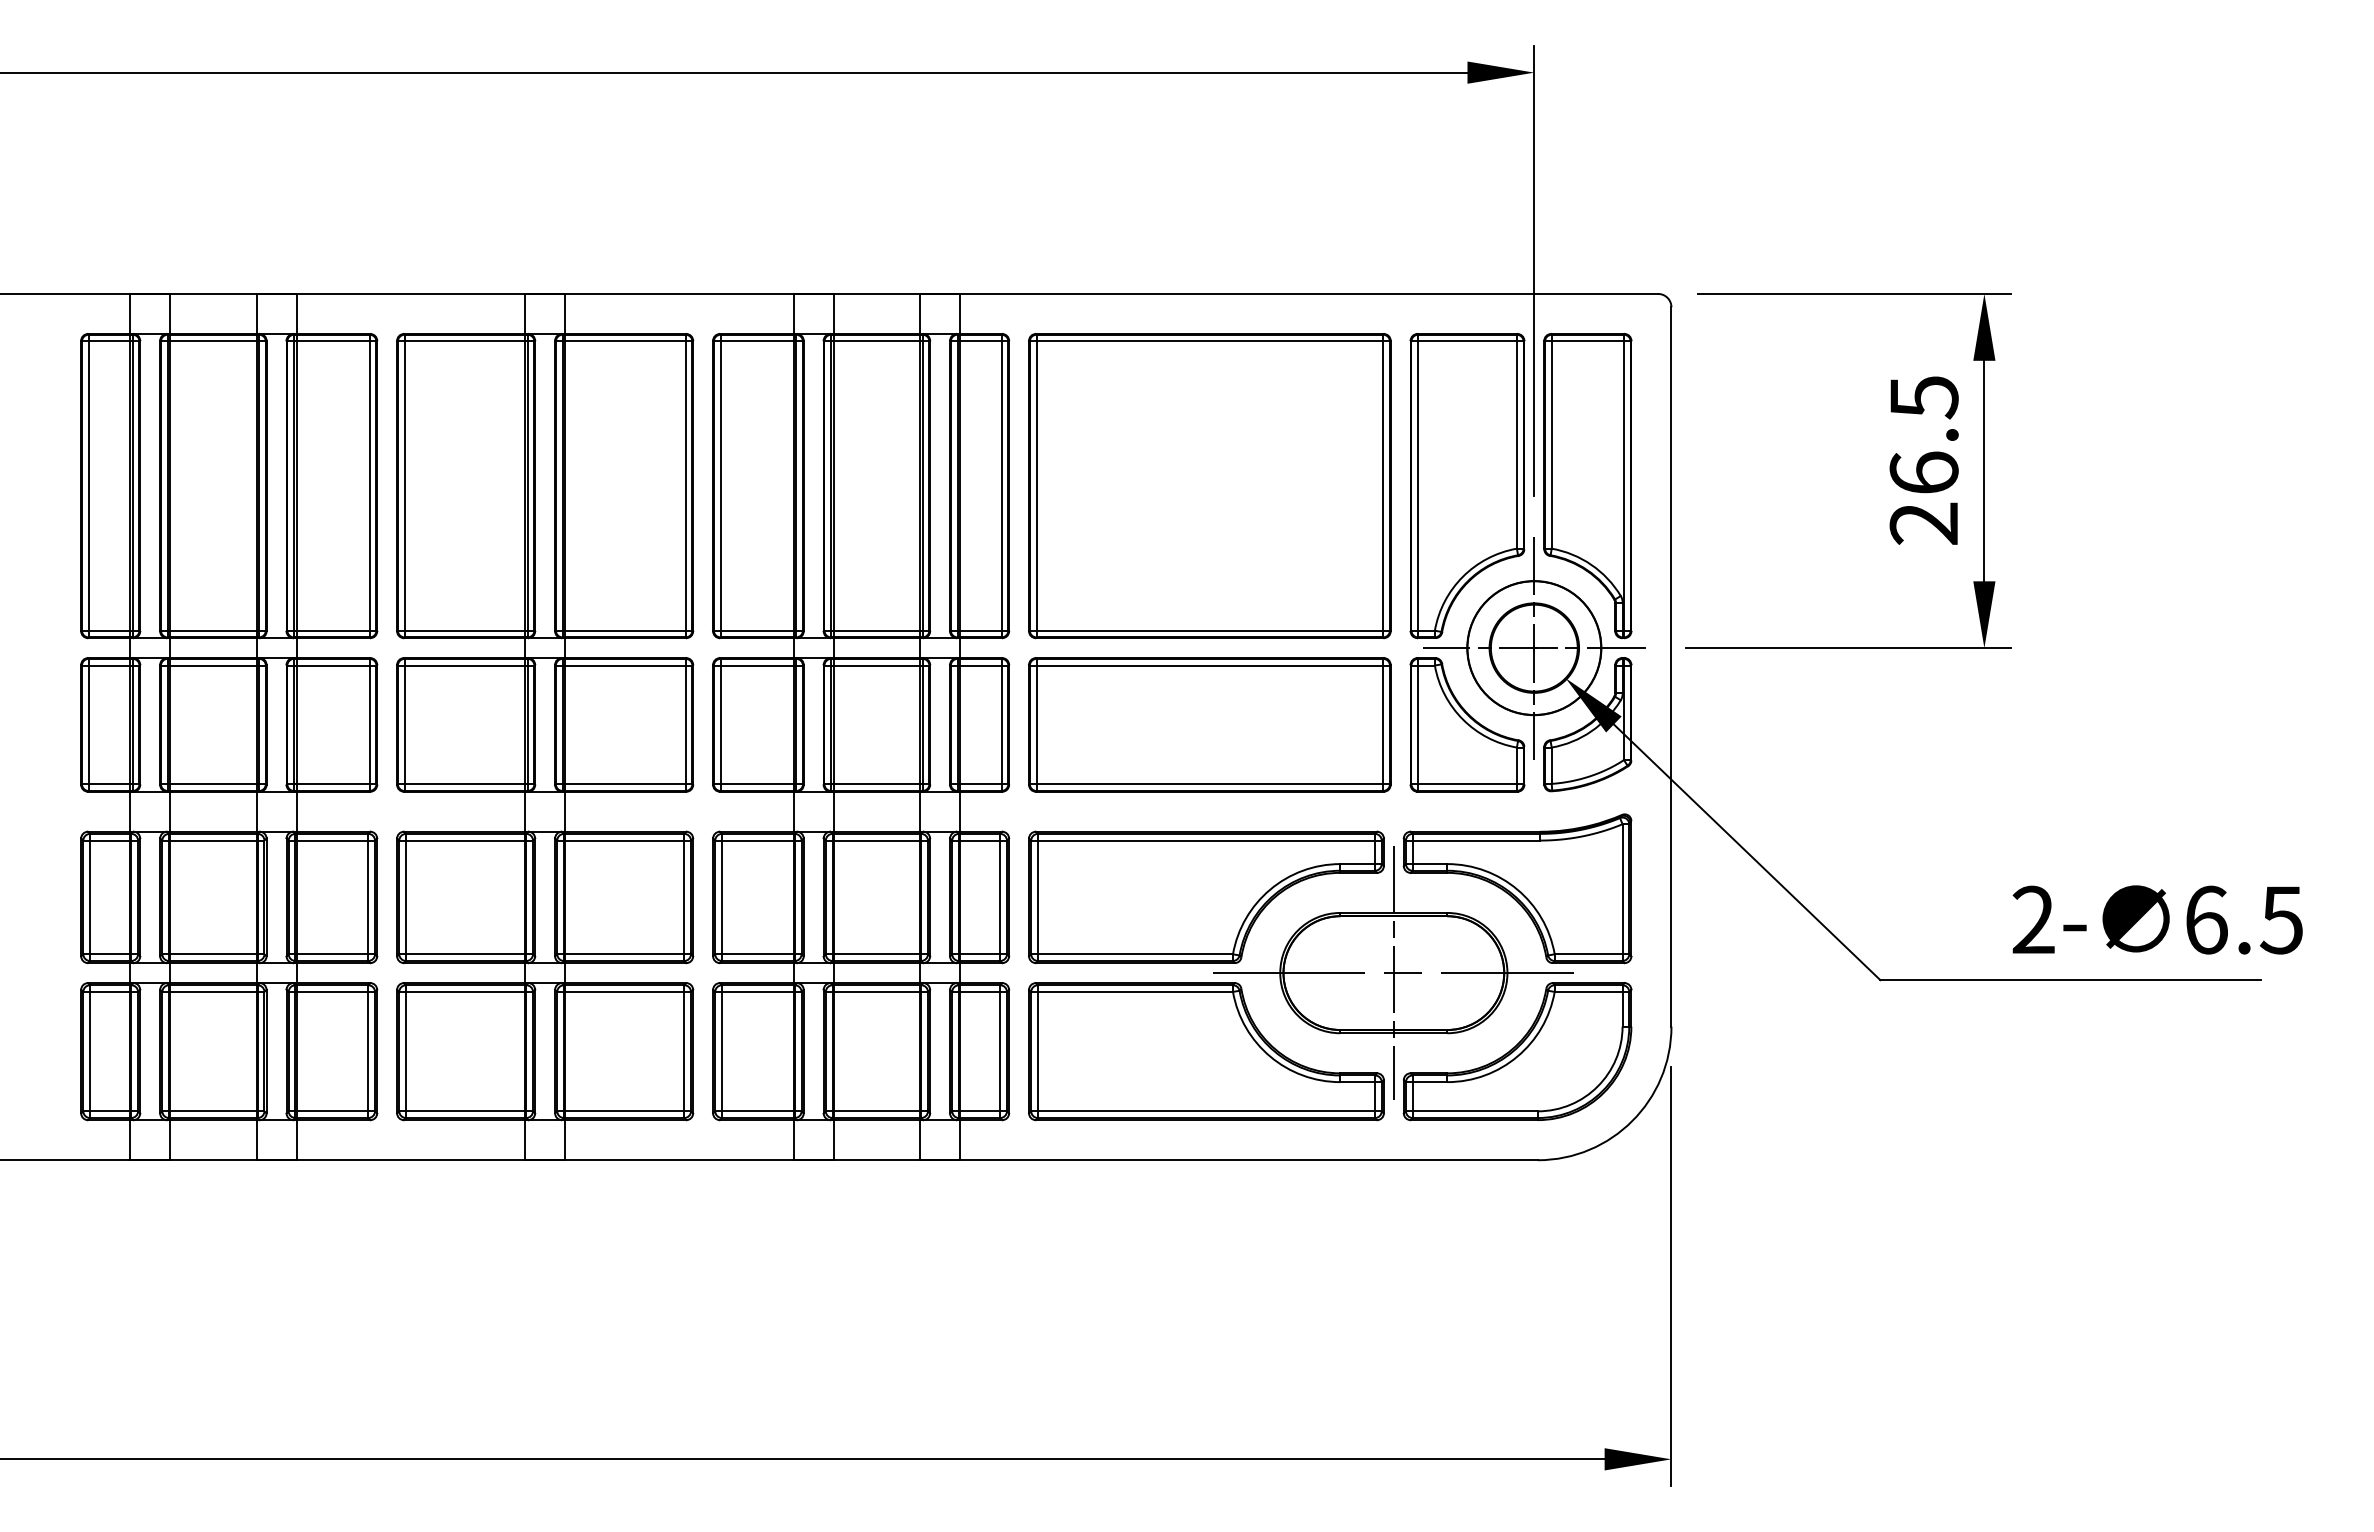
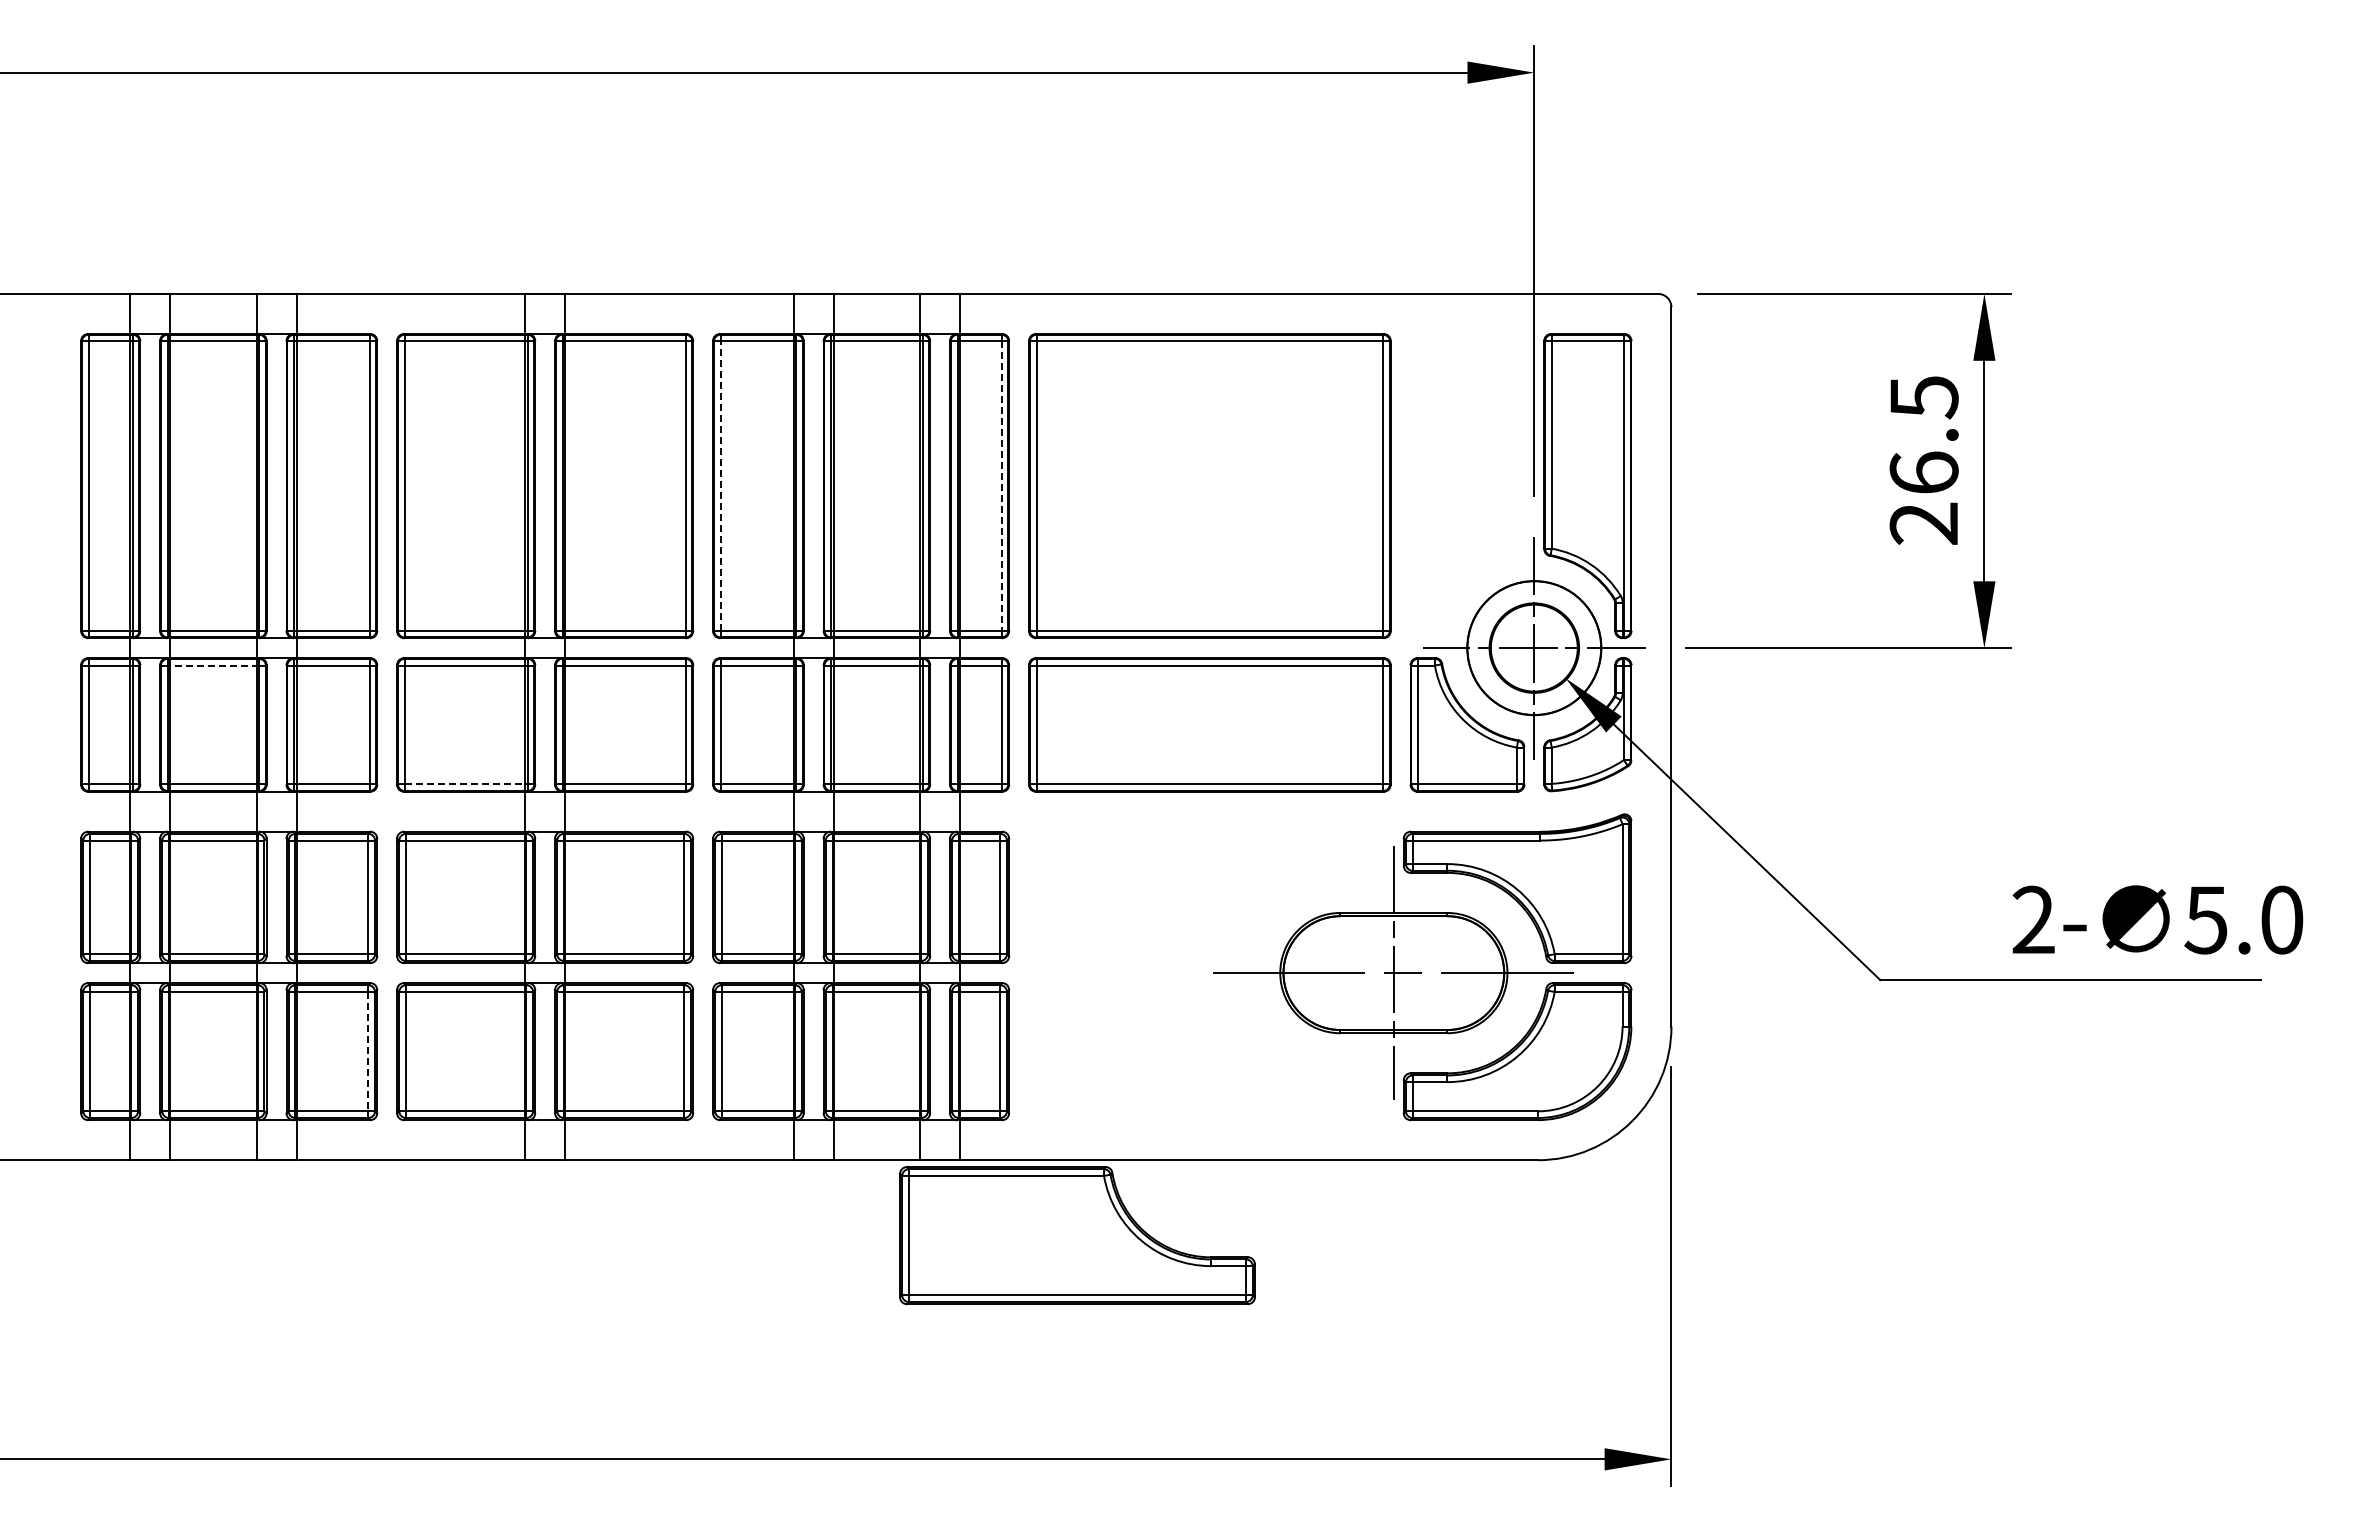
line: solid -> dashed (720, 486)
line: solid -> dashed (1001, 486)
part: present -> none (1467, 486)
line: solid -> dashed (213, 665)
line: solid -> dashed (466, 784)
part: present -> none (1206, 897)
text: 6.5 -> 5.0 (2243, 919)
line: solid -> dashed (368, 1051)
part position: (1206, 1051) -> (1077, 1235) (1077, 1235)
